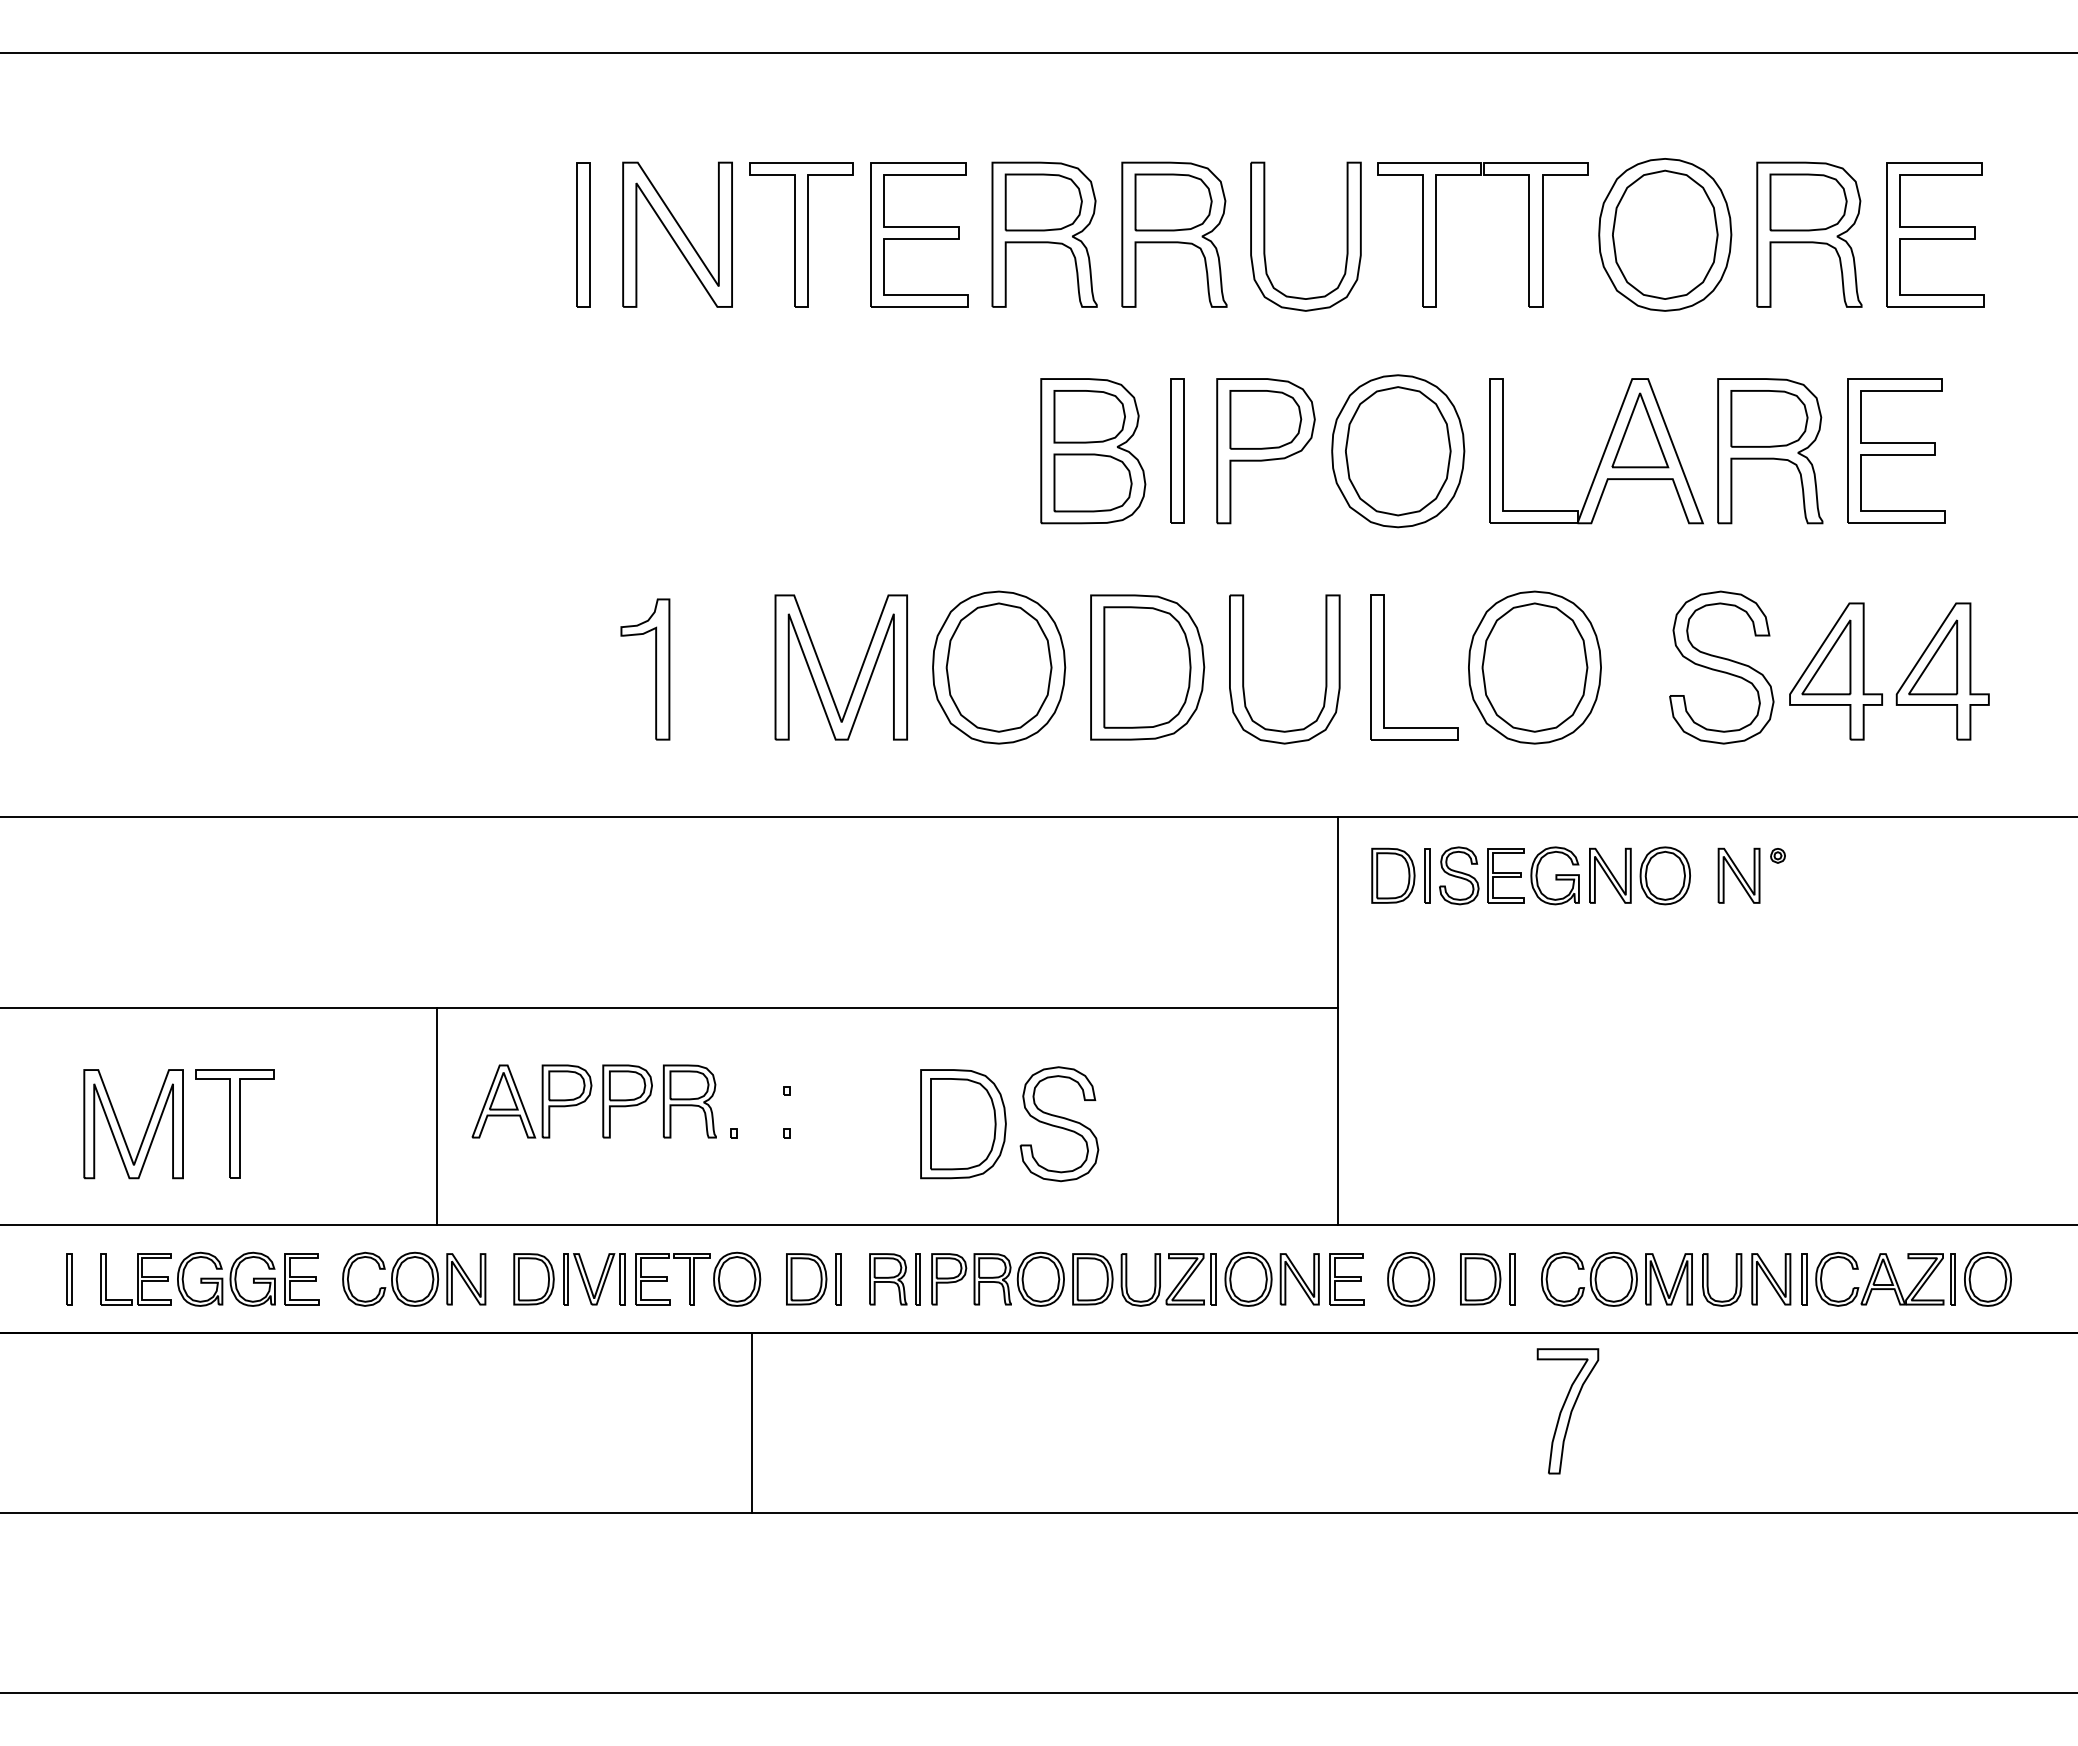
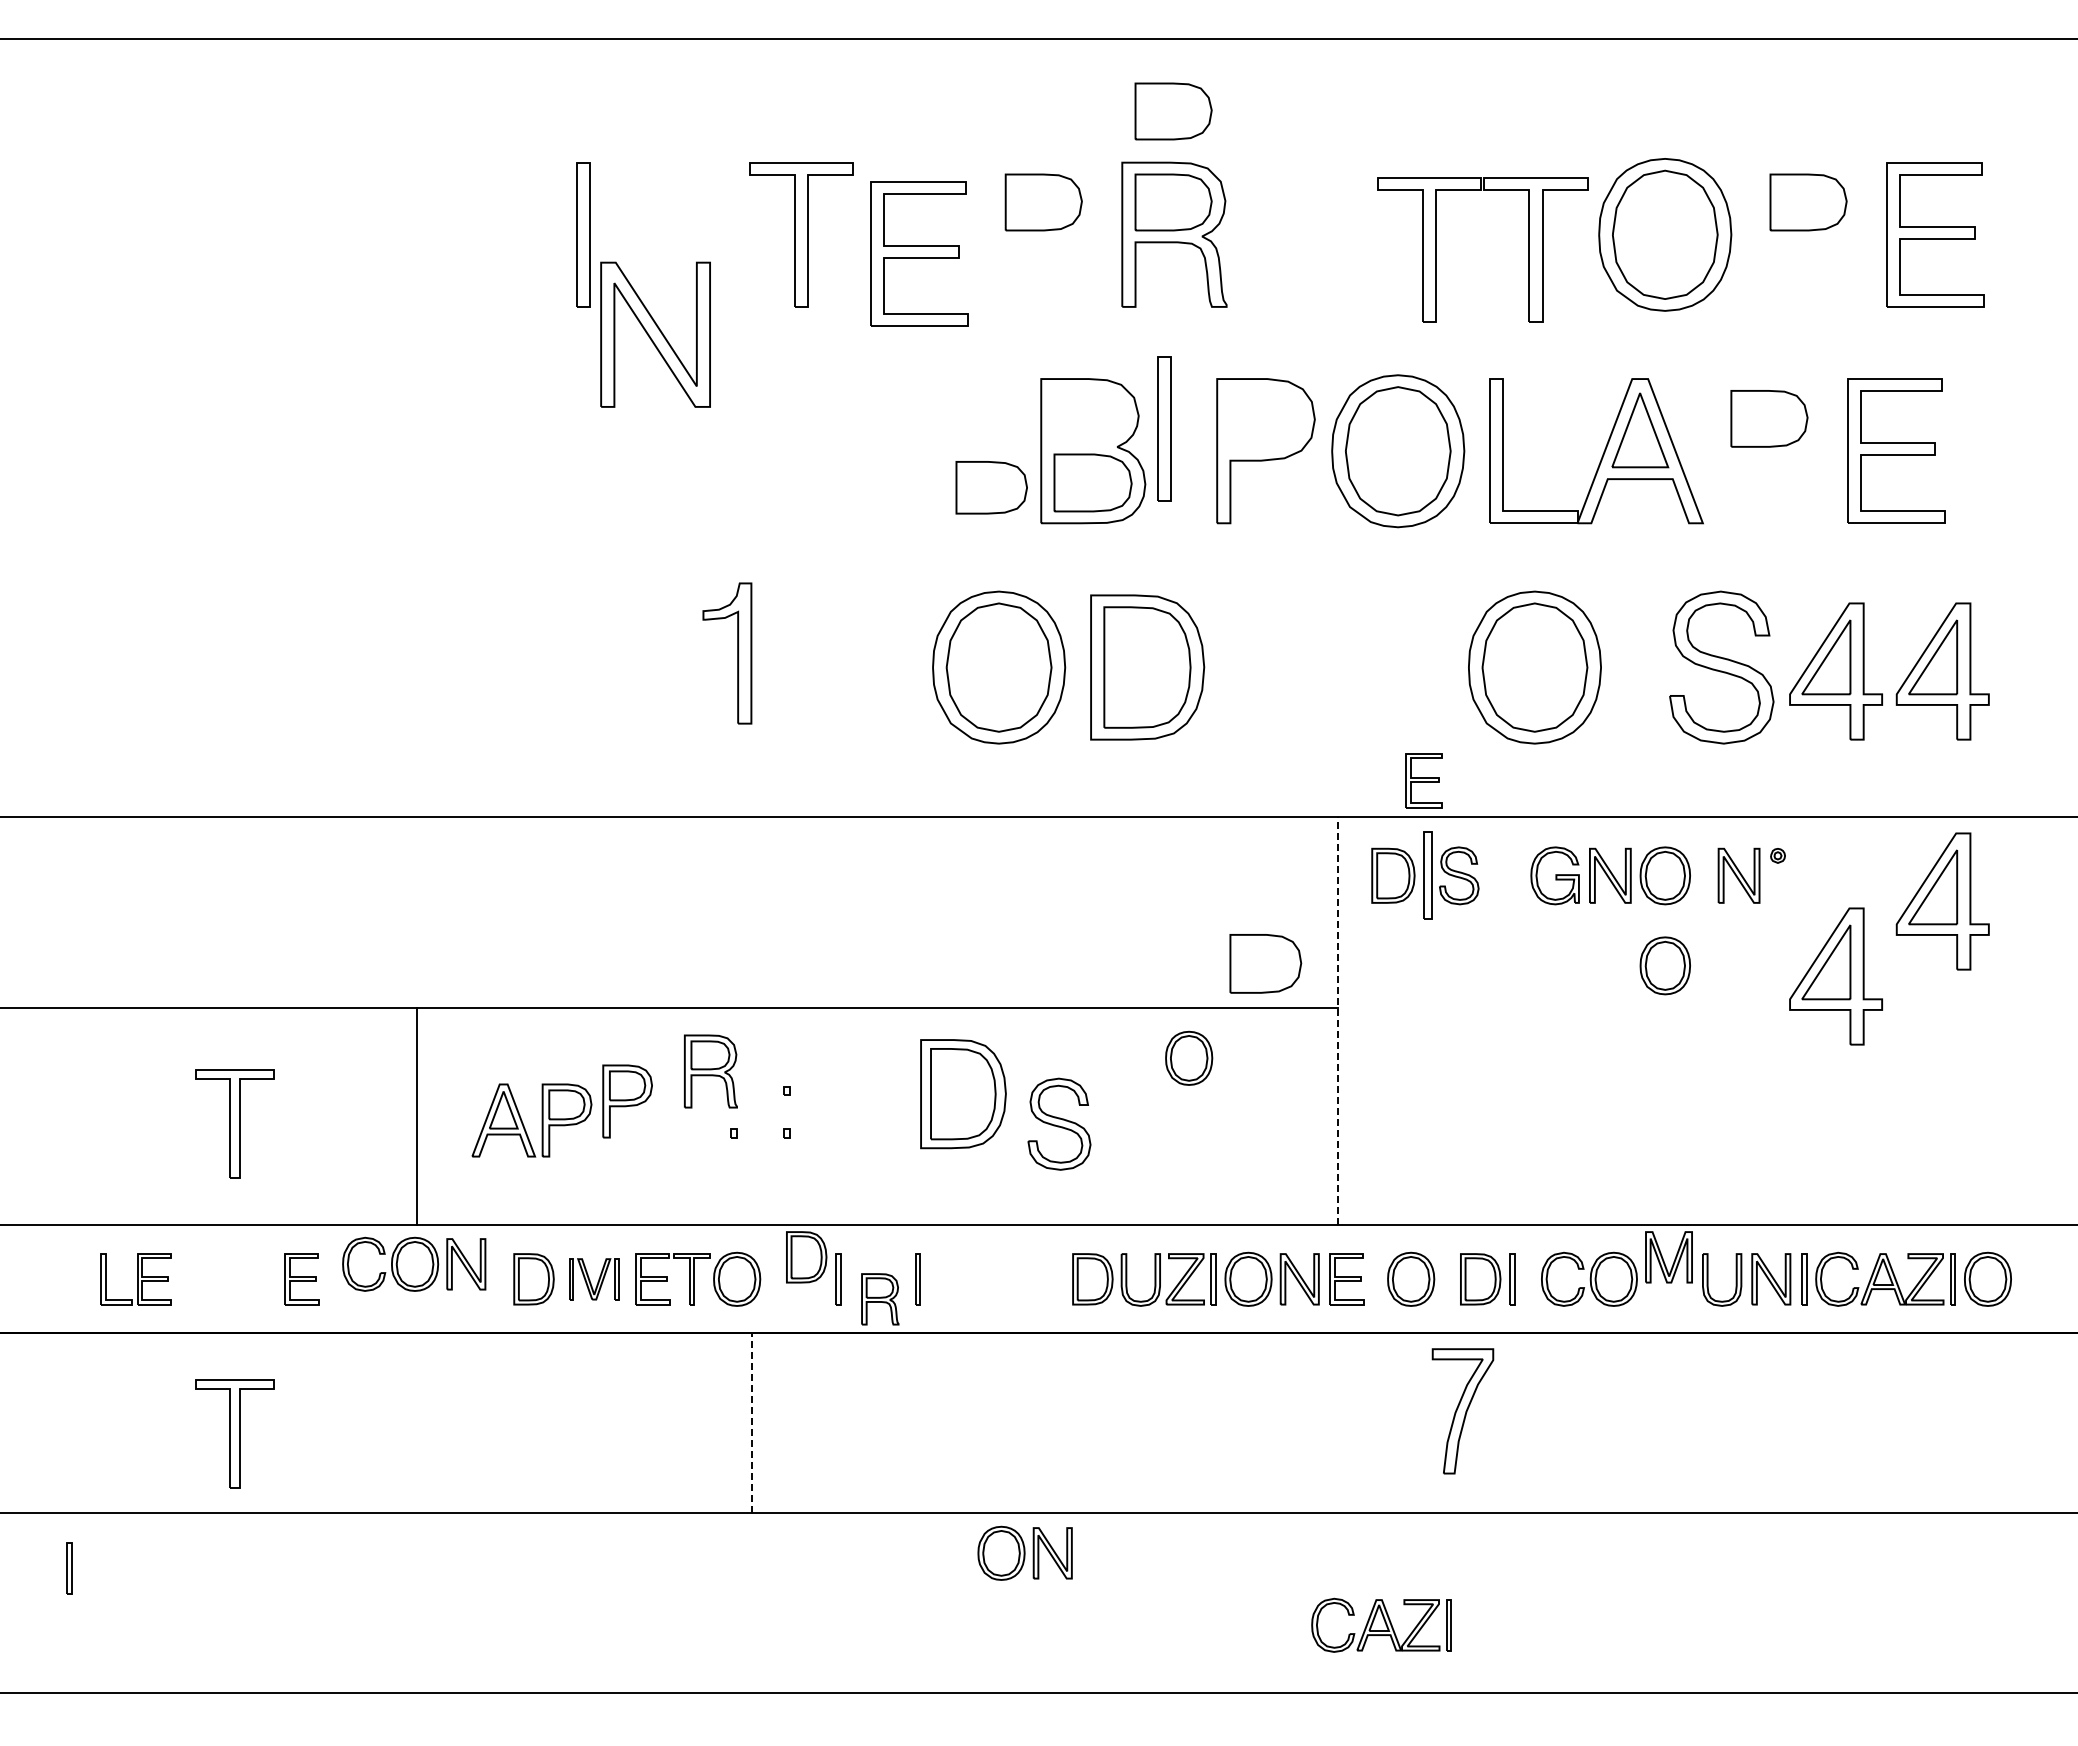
line position: (1038, 52) -> (1038, 38) (1038, 38)
part: none -> present (1173, 111)
part position: (677, 234) -> (655, 334) (655, 334)
part position: (919, 234) -> (919, 253) (919, 253)
part: present -> none (1044, 234)
part position: (1436, 234) -> (1436, 249) (1436, 249)
part: present -> none (1809, 234)
part: present -> none (1265, 236)
part position: (1089, 416) -> (991, 487) (991, 487)
part position: (1265, 419) -> (1265, 963) (1265, 963)
part position: (1177, 450) -> (1164, 428) (1164, 428)
part: present -> none (1770, 451)
part: present -> none (1384, 667)
part position: (655, 669) -> (737, 653) (737, 653)
part: present -> none (1244, 669)
part: present -> none (825, 675)
part size: 7x56 px -> 10x89 px (1427, 875)
part position: (1505, 875) -> (1423, 780) (1423, 780)
part: none -> present (1942, 901)
part: none -> present (1664, 965)
part: none -> present (1835, 976)
line: solid -> dashed (1337, 1020)
part: none -> present (1189, 1057)
part position: (689, 1101) -> (710, 1071) (710, 1071)
part position: (523, 1103) -> (523, 1122) (523, 1122)
line position: (436, 1116) -> (416, 1116) (416, 1116)
part position: (963, 1124) -> (963, 1094) (963, 1094)
part size: 81x117 px -> 65x94 px (1059, 1123)
part: present -> none (121, 1128)
part: present -> none (226, 1278)
part position: (414, 1278) -> (414, 1263) (414, 1263)
part: present -> none (997, 1278)
part position: (69, 1279) -> (69, 1568) (69, 1568)
part size: 63x53 px -> 51x43 px (594, 1279)
part position: (806, 1279) -> (806, 1257) (806, 1257)
part position: (888, 1279) -> (880, 1299) (880, 1299)
part position: (1668, 1279) -> (1668, 1257) (1668, 1257)
part position: (1567, 1411) -> (1462, 1411) (1462, 1411)
line: solid -> dashed (751, 1422)
part: none -> present (234, 1433)
part: none -> present (1024, 1552)
part: none -> present (1381, 1624)
